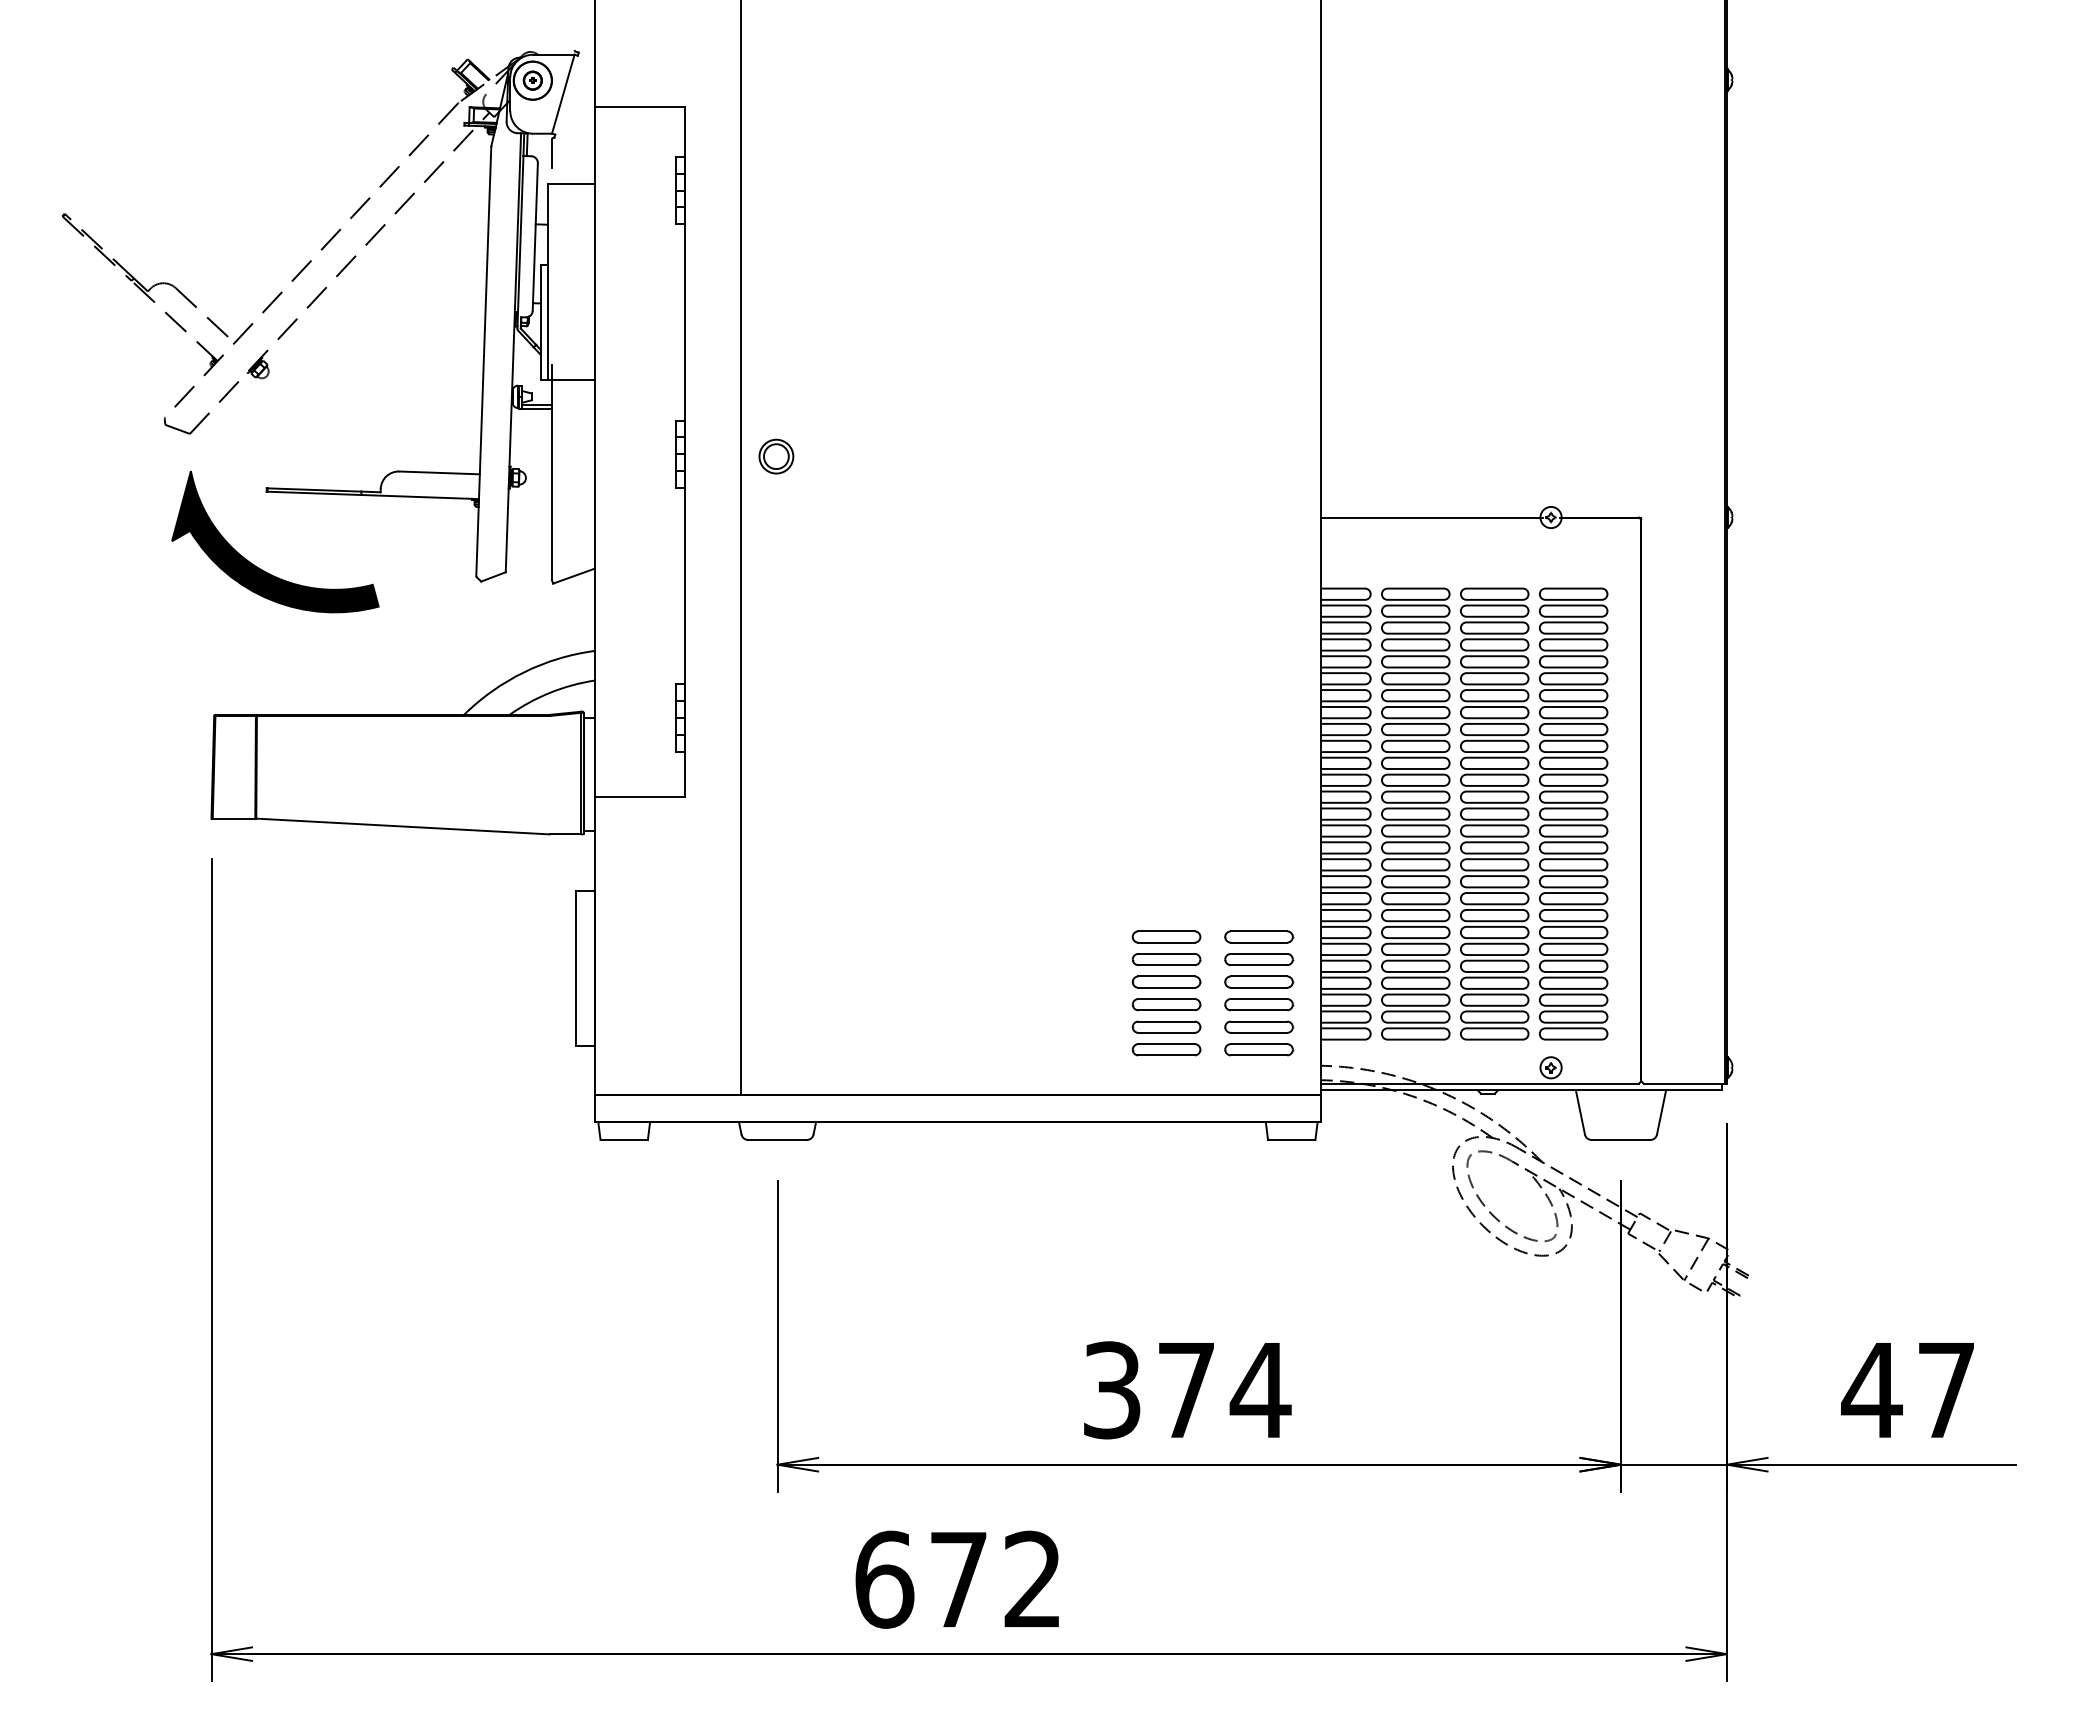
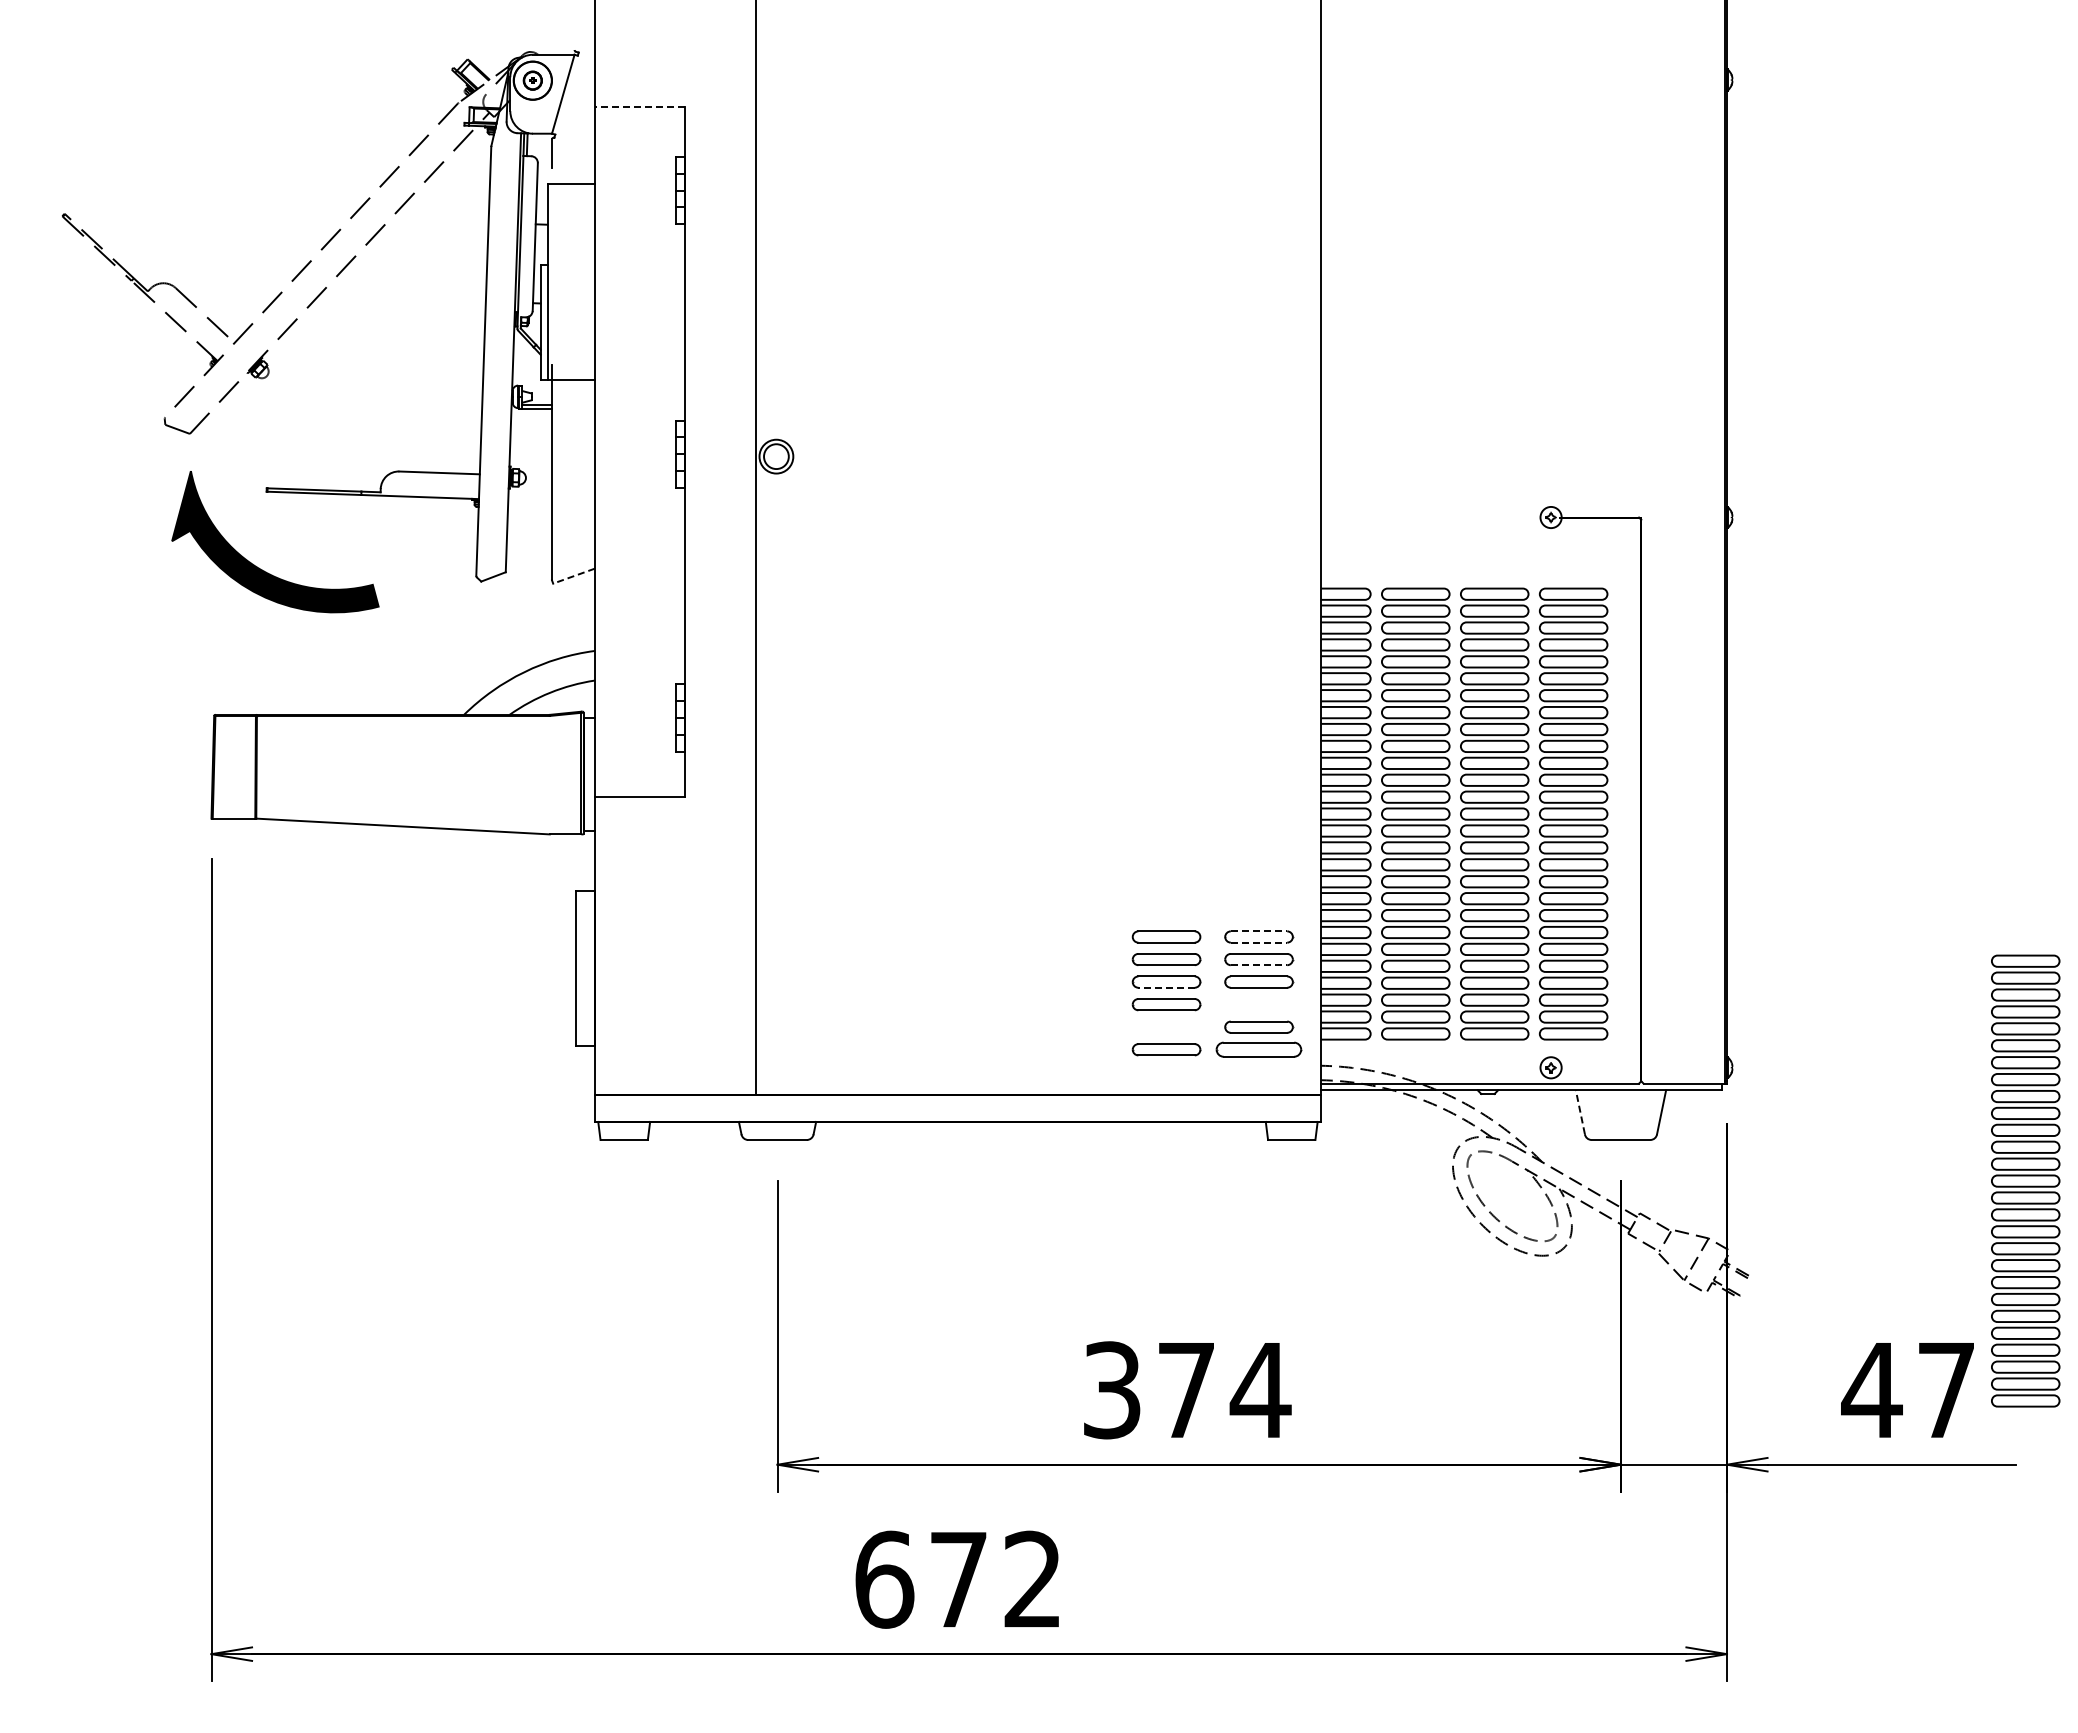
line: solid -> dashed (639, 107)
line: present -> none (1431, 517)
line position: (741, 548) -> (756, 548) (756, 548)
line: solid -> dashed (573, 576)
line: solid -> dashed (1259, 931)
line: solid -> dashed (1259, 942)
line: solid -> dashed (1259, 965)
line: solid -> dashed (1166, 987)
part: present -> none (1259, 1004)
part: present -> none (1166, 1026)
part size: 71x14 px -> 88x17 px (1258, 1049)
line: solid -> dashed (1580, 1111)
part: none -> present (2025, 1180)
